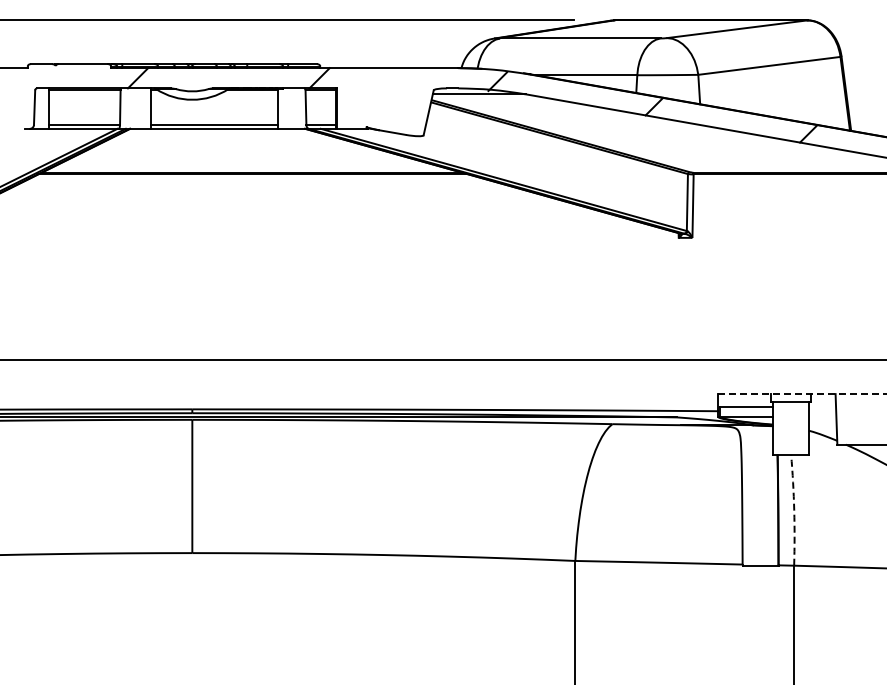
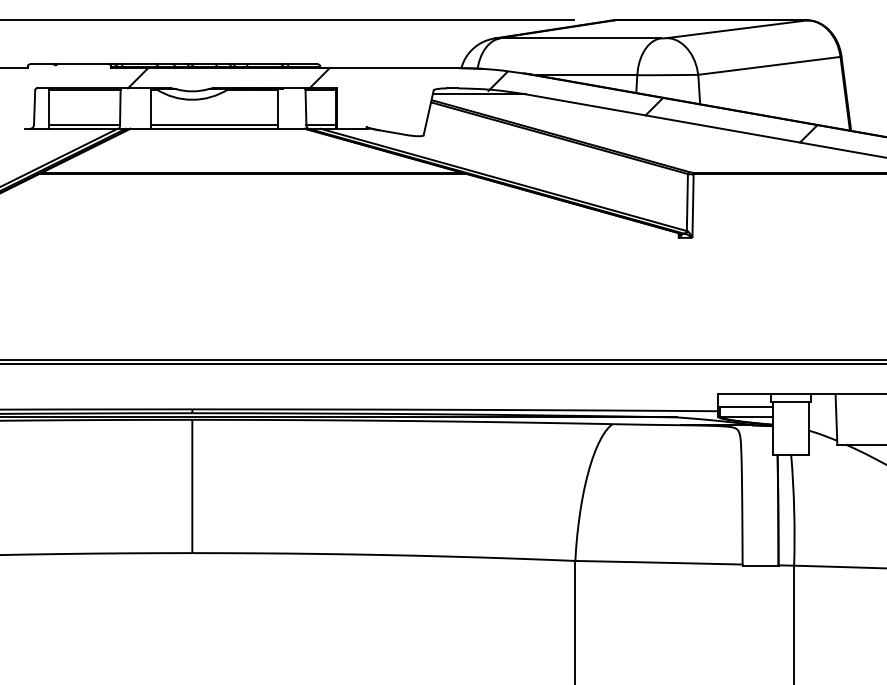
line: none -> present (442, 363)
line: dashed -> solid (802, 394)
arc: dashed -> solid (794, 510)
